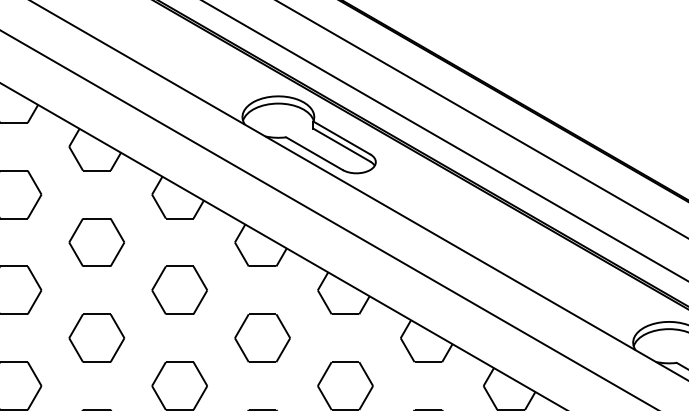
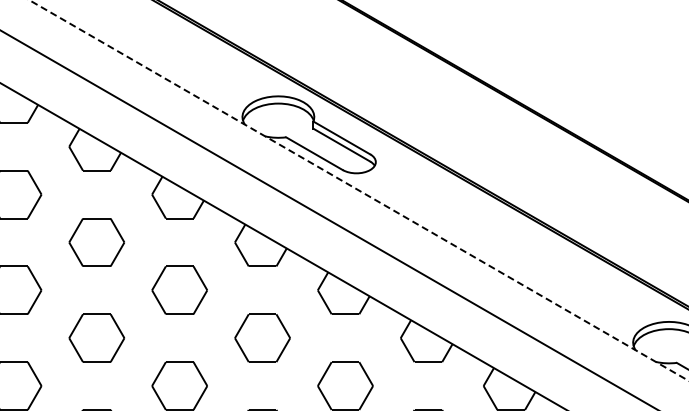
line: present -> none (481, 119)
line: present -> none (445, 140)
line: solid -> dashed (359, 190)
